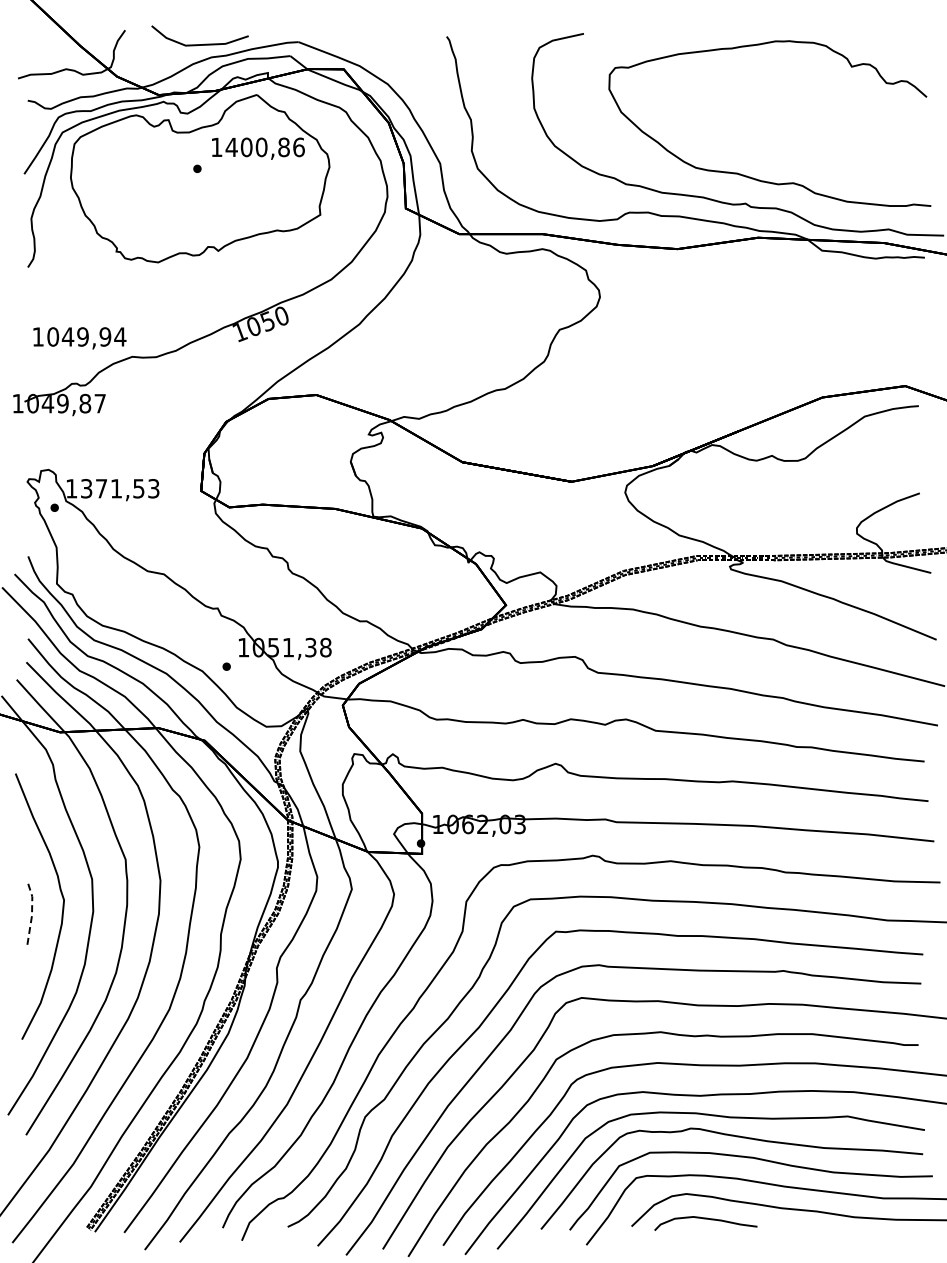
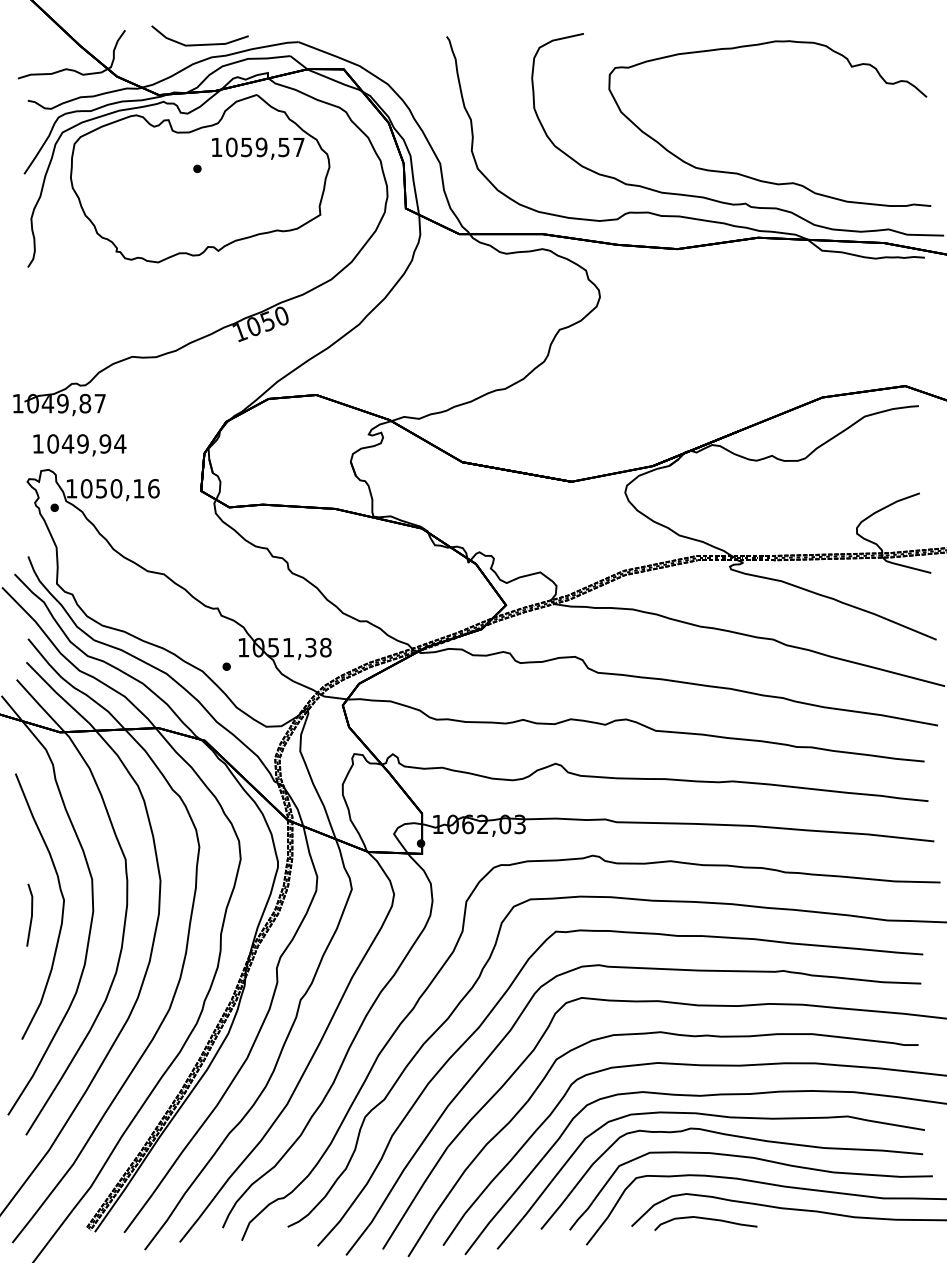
text: 1400,86 -> 1059,57 (264, 147)
text position: (79, 338) -> (79, 445) (79, 445)
text: 1371,53 -> 1050,16 (119, 488)
line: dashed -> solid (32, 914)
